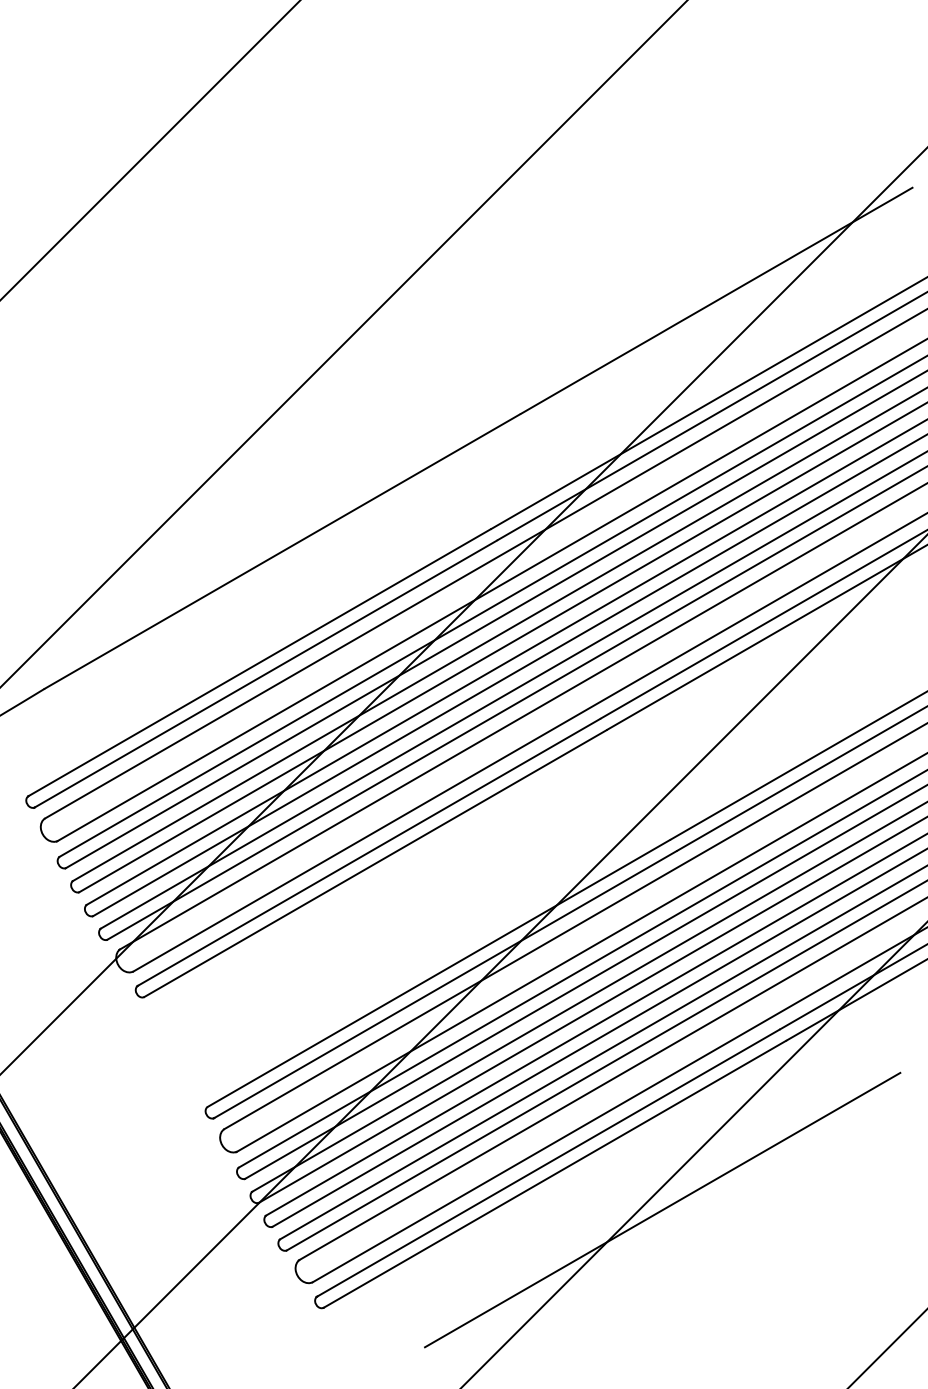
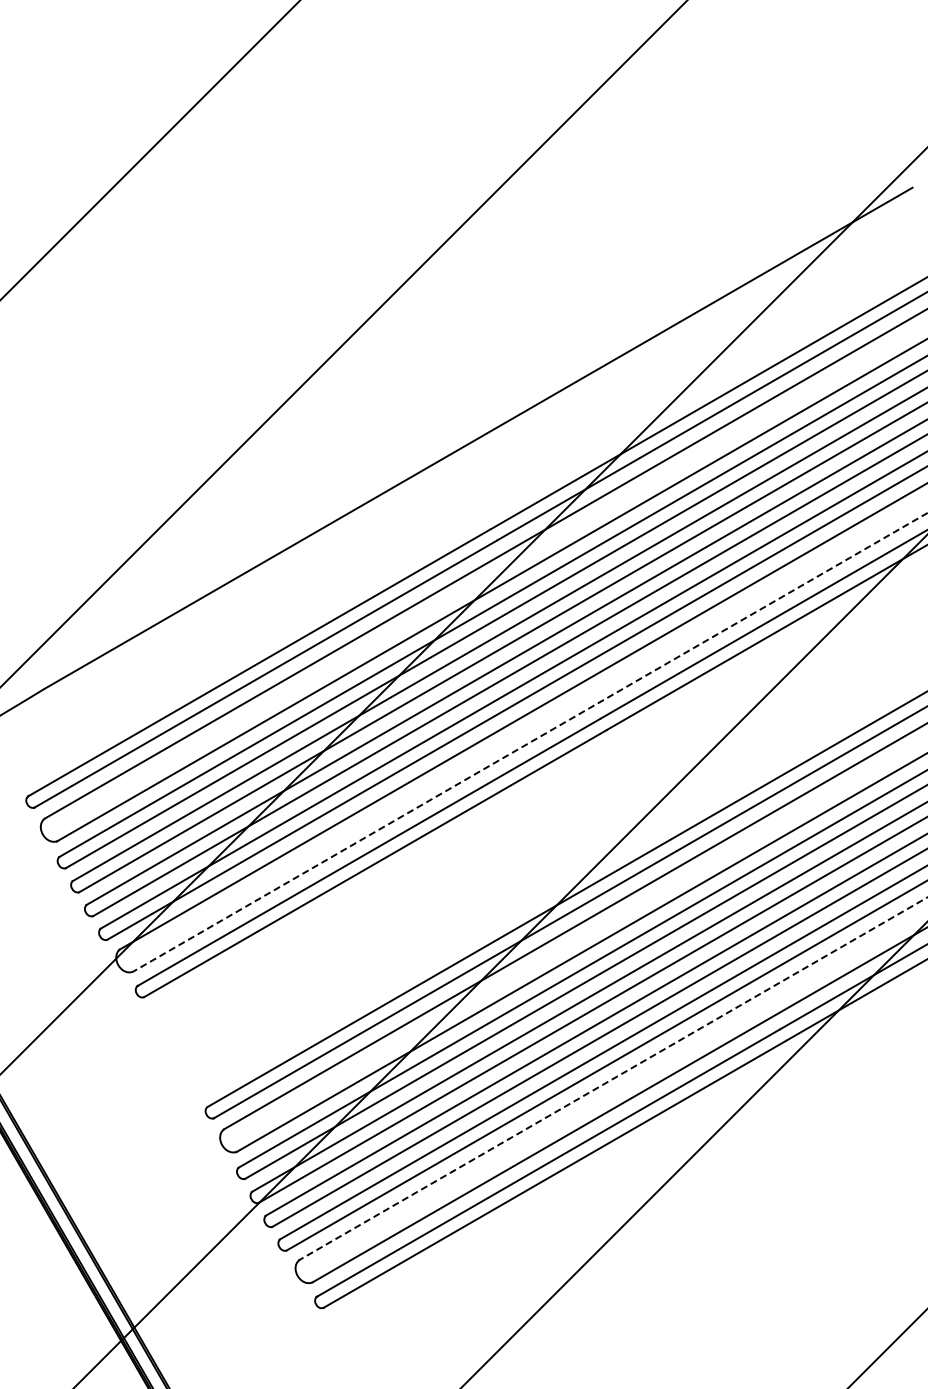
line: solid -> dashed (530, 742)
line: solid -> dashed (612, 1079)
line: present -> none (662, 1209)
